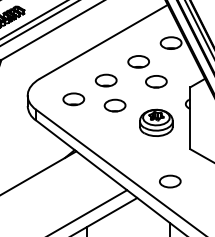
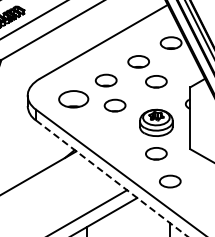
line: present -> none (39, 23)
part size: 24x15 px -> 32x19 px (73, 99)
part: none -> present (156, 153)
line: solid -> dashed (112, 178)
